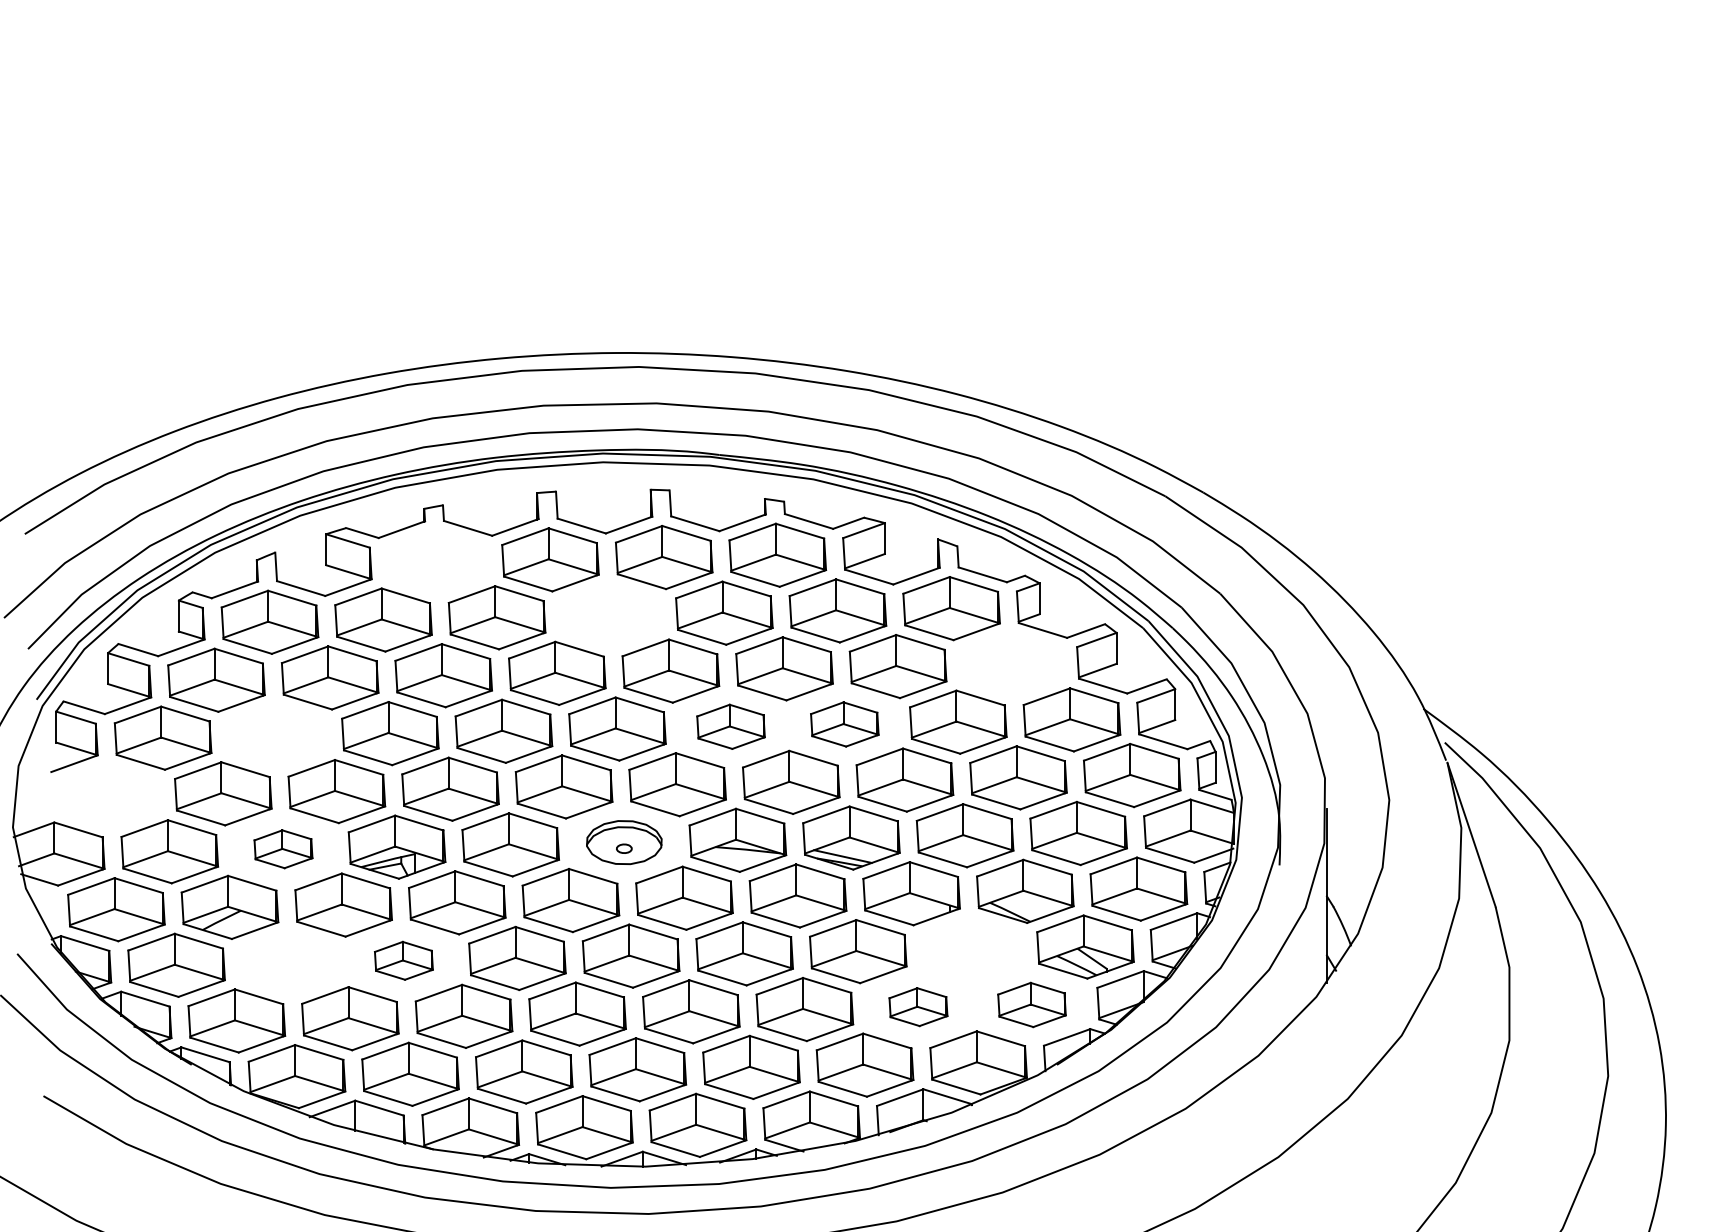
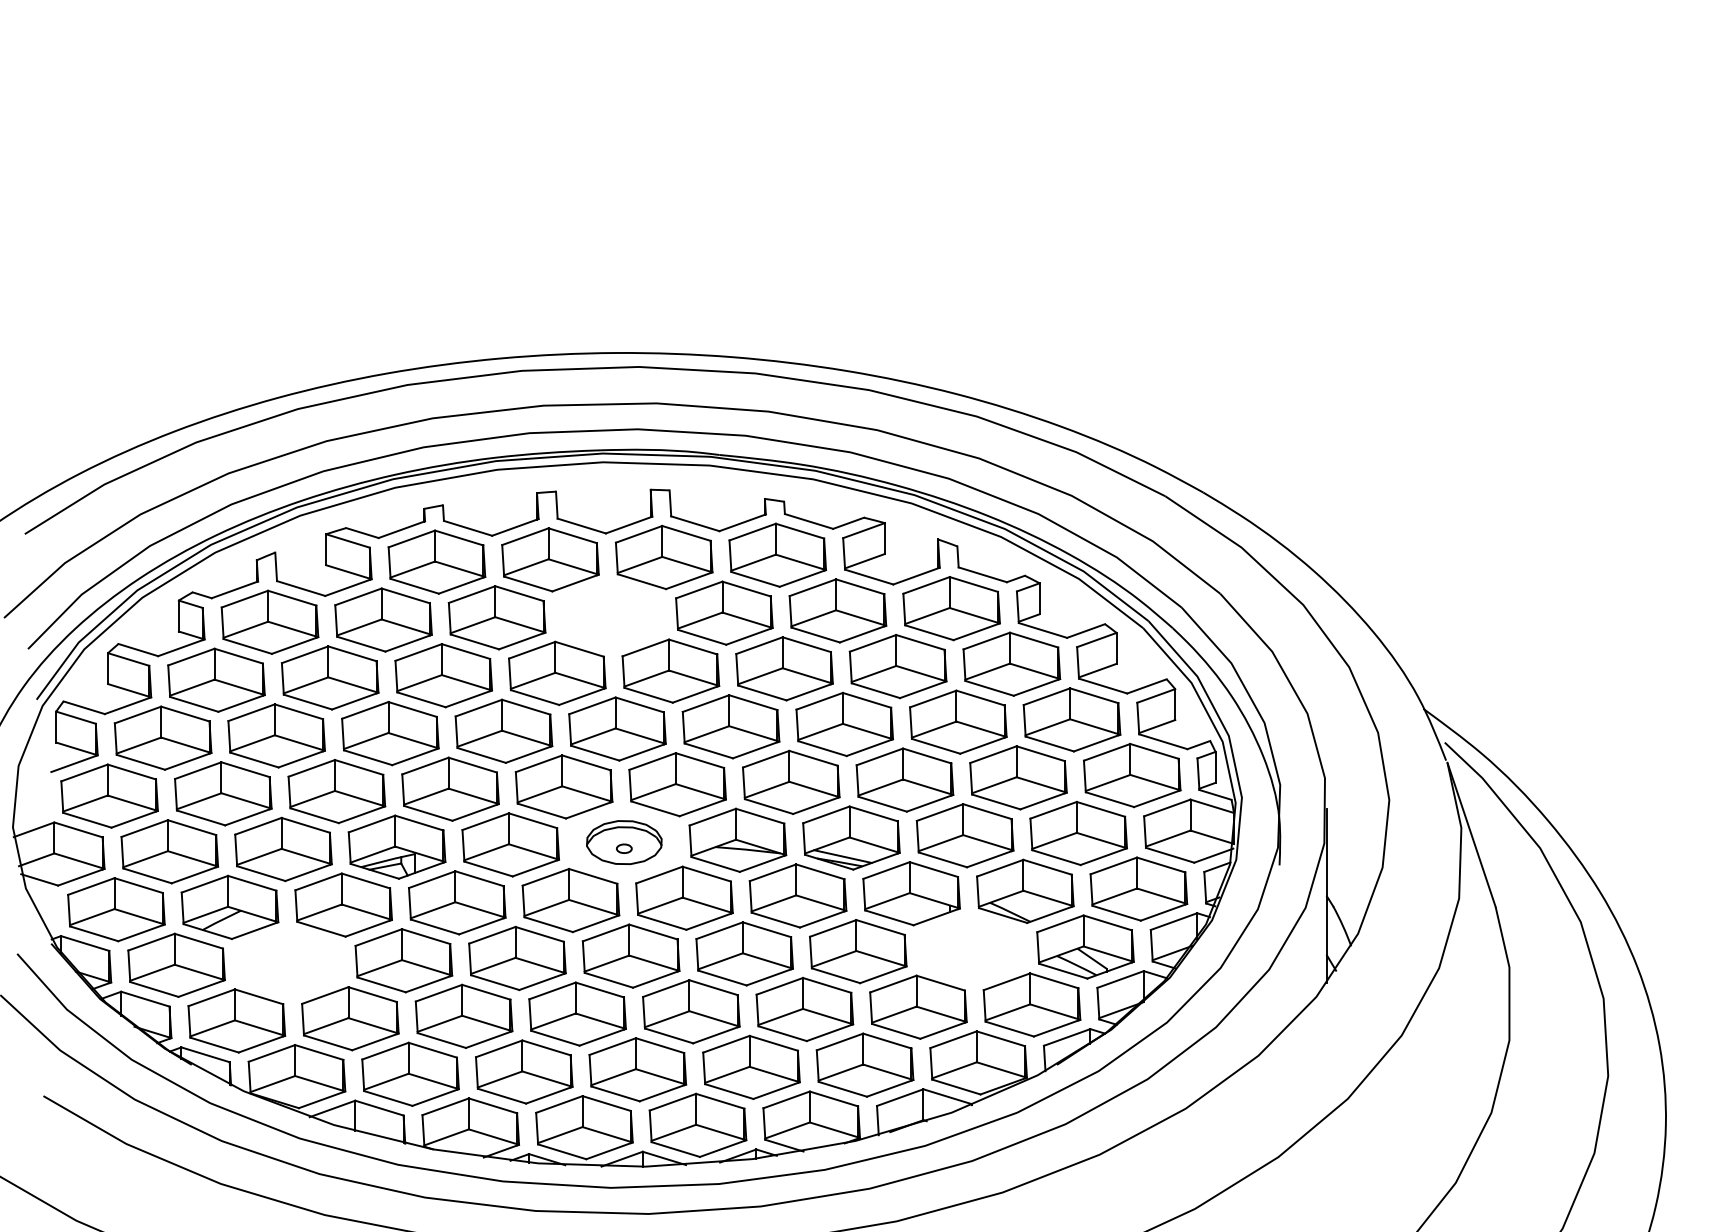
part: none -> present (436, 561)
part: none -> present (1011, 663)
part size: 70x47 px -> 100x67 px (844, 724)
part size: 70x47 px -> 100x66 px (730, 726)
part: none -> present (276, 735)
part: none -> present (109, 795)
part size: 61x41 px -> 99x66 px (283, 848)
part size: 60x41 px -> 100x66 px (403, 960)
part size: 70x48 px -> 100x66 px (1031, 1004)
part size: 61x41 px -> 99x66 px (918, 1006)
